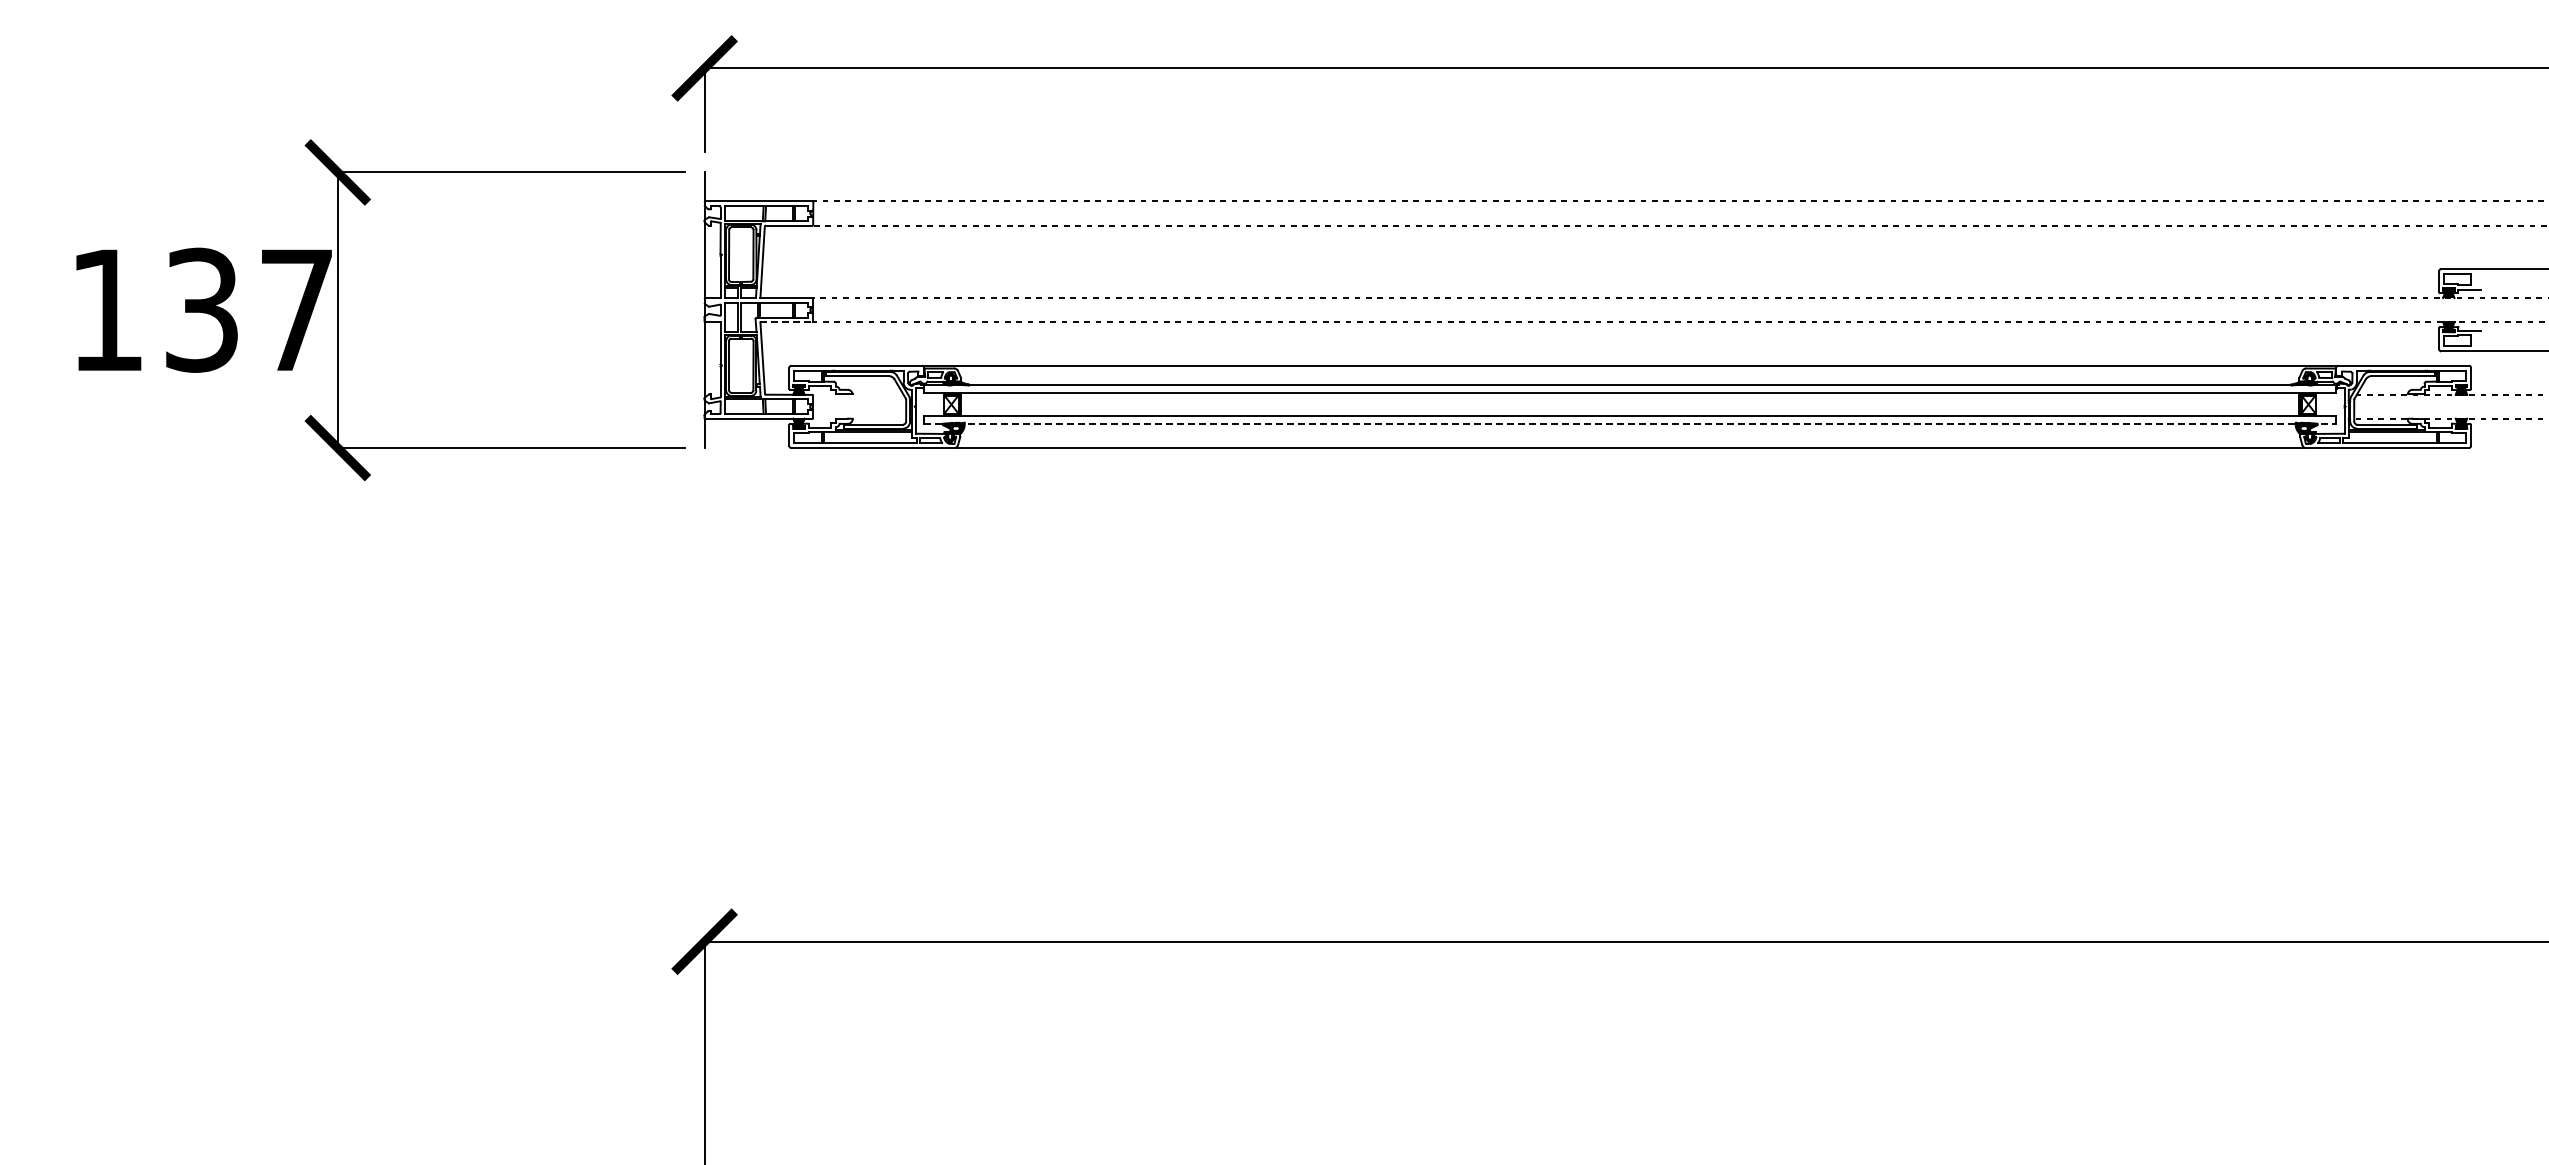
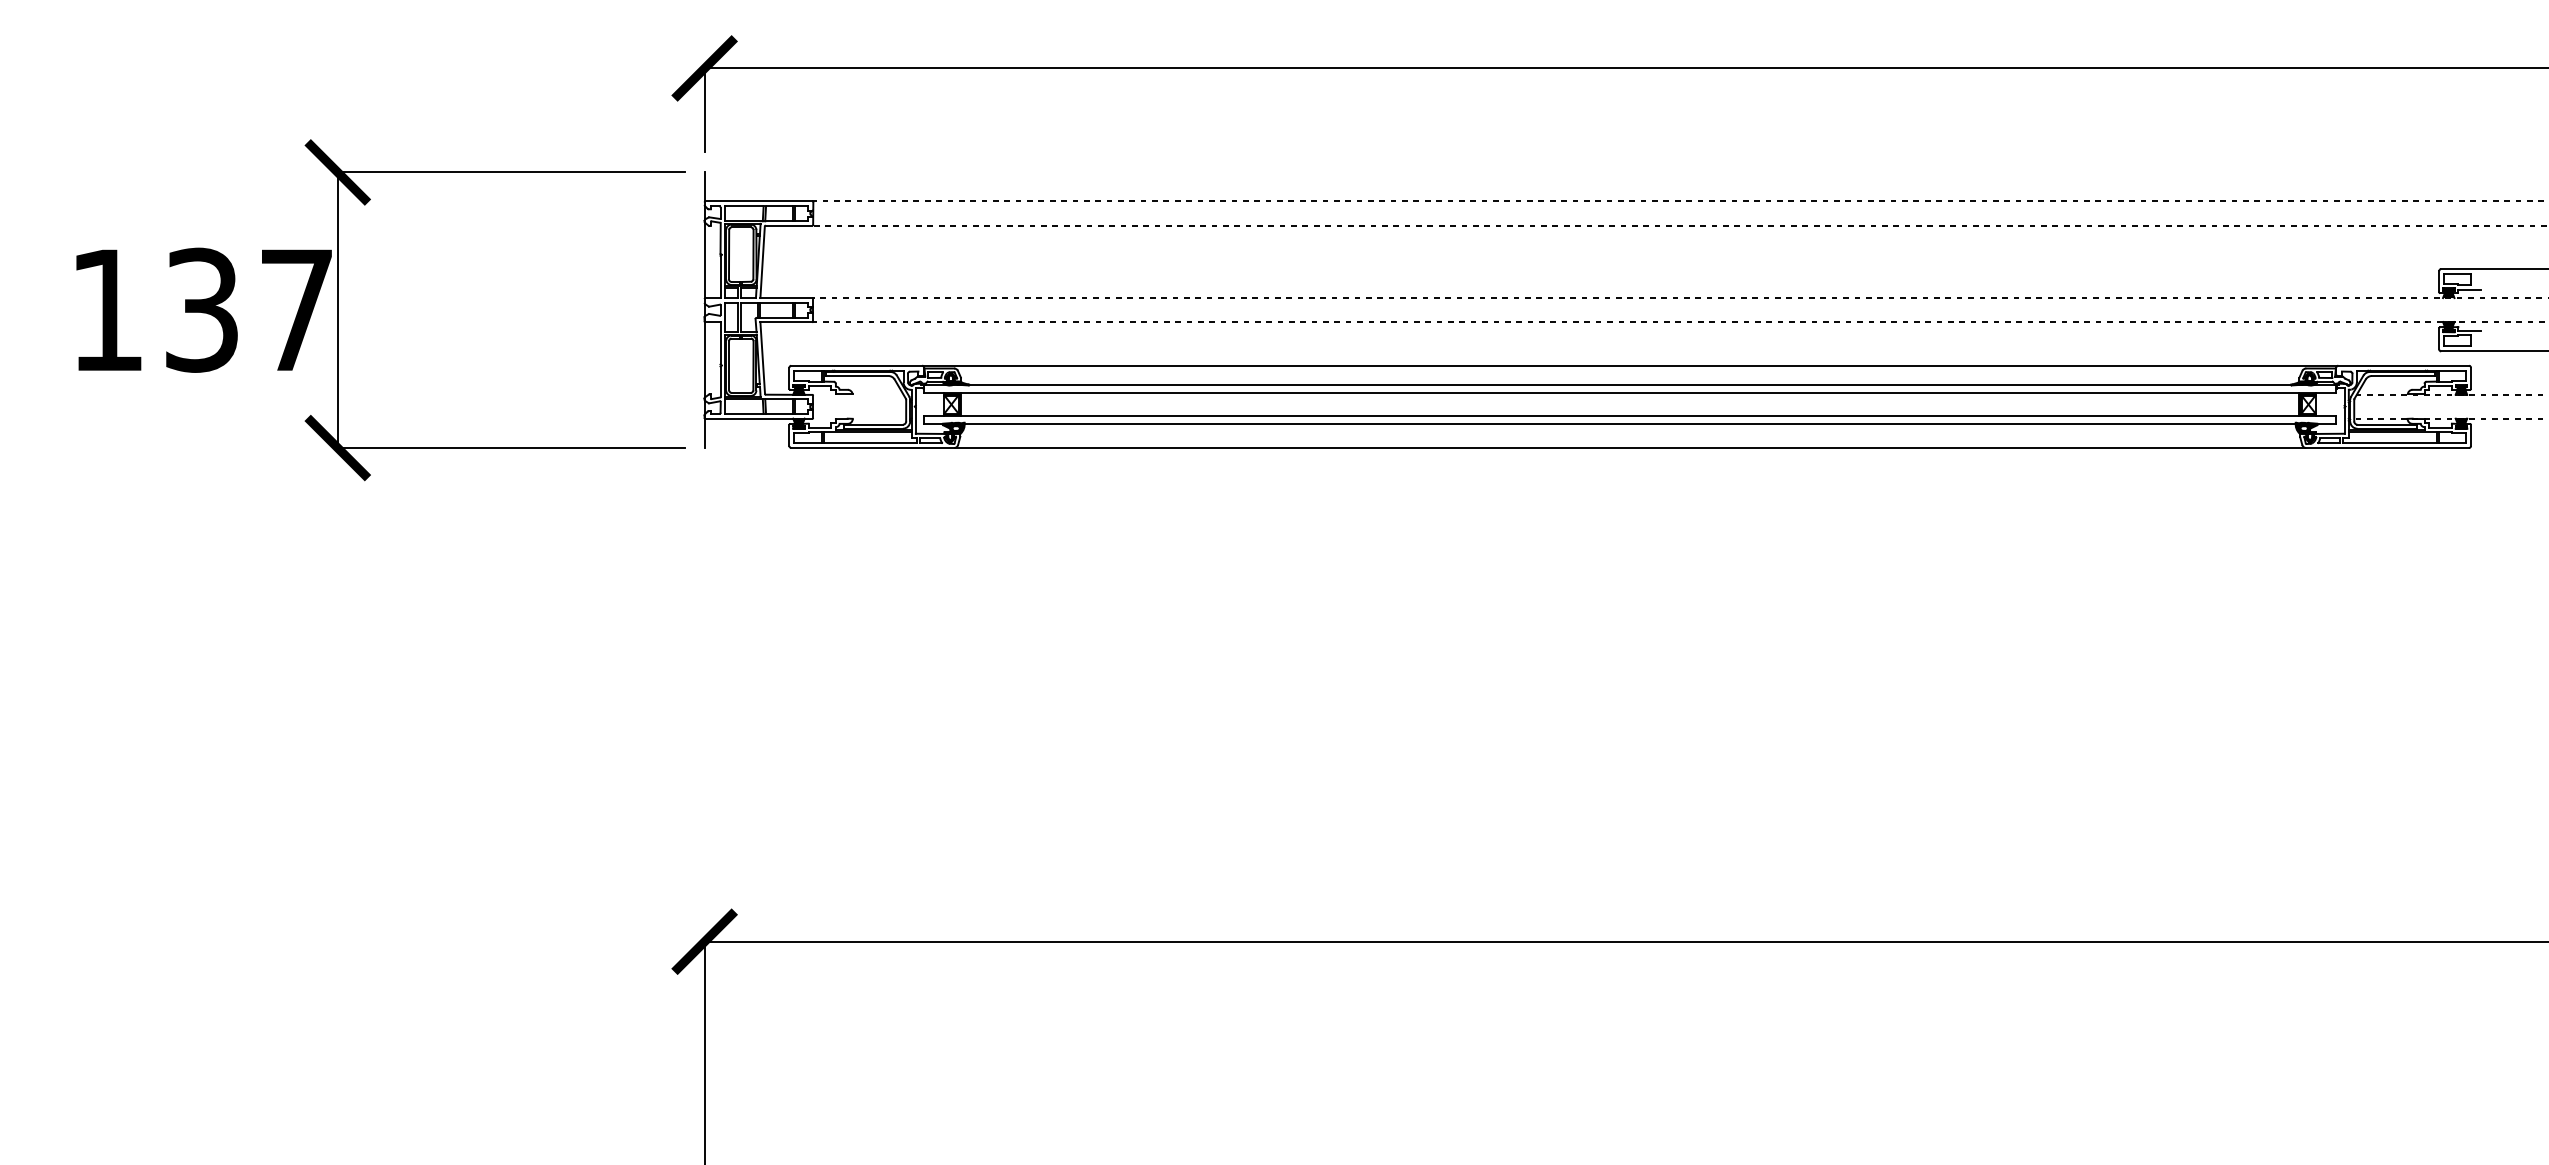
line: dashed -> solid (786, 322)
line: dashed -> solid (1630, 423)
